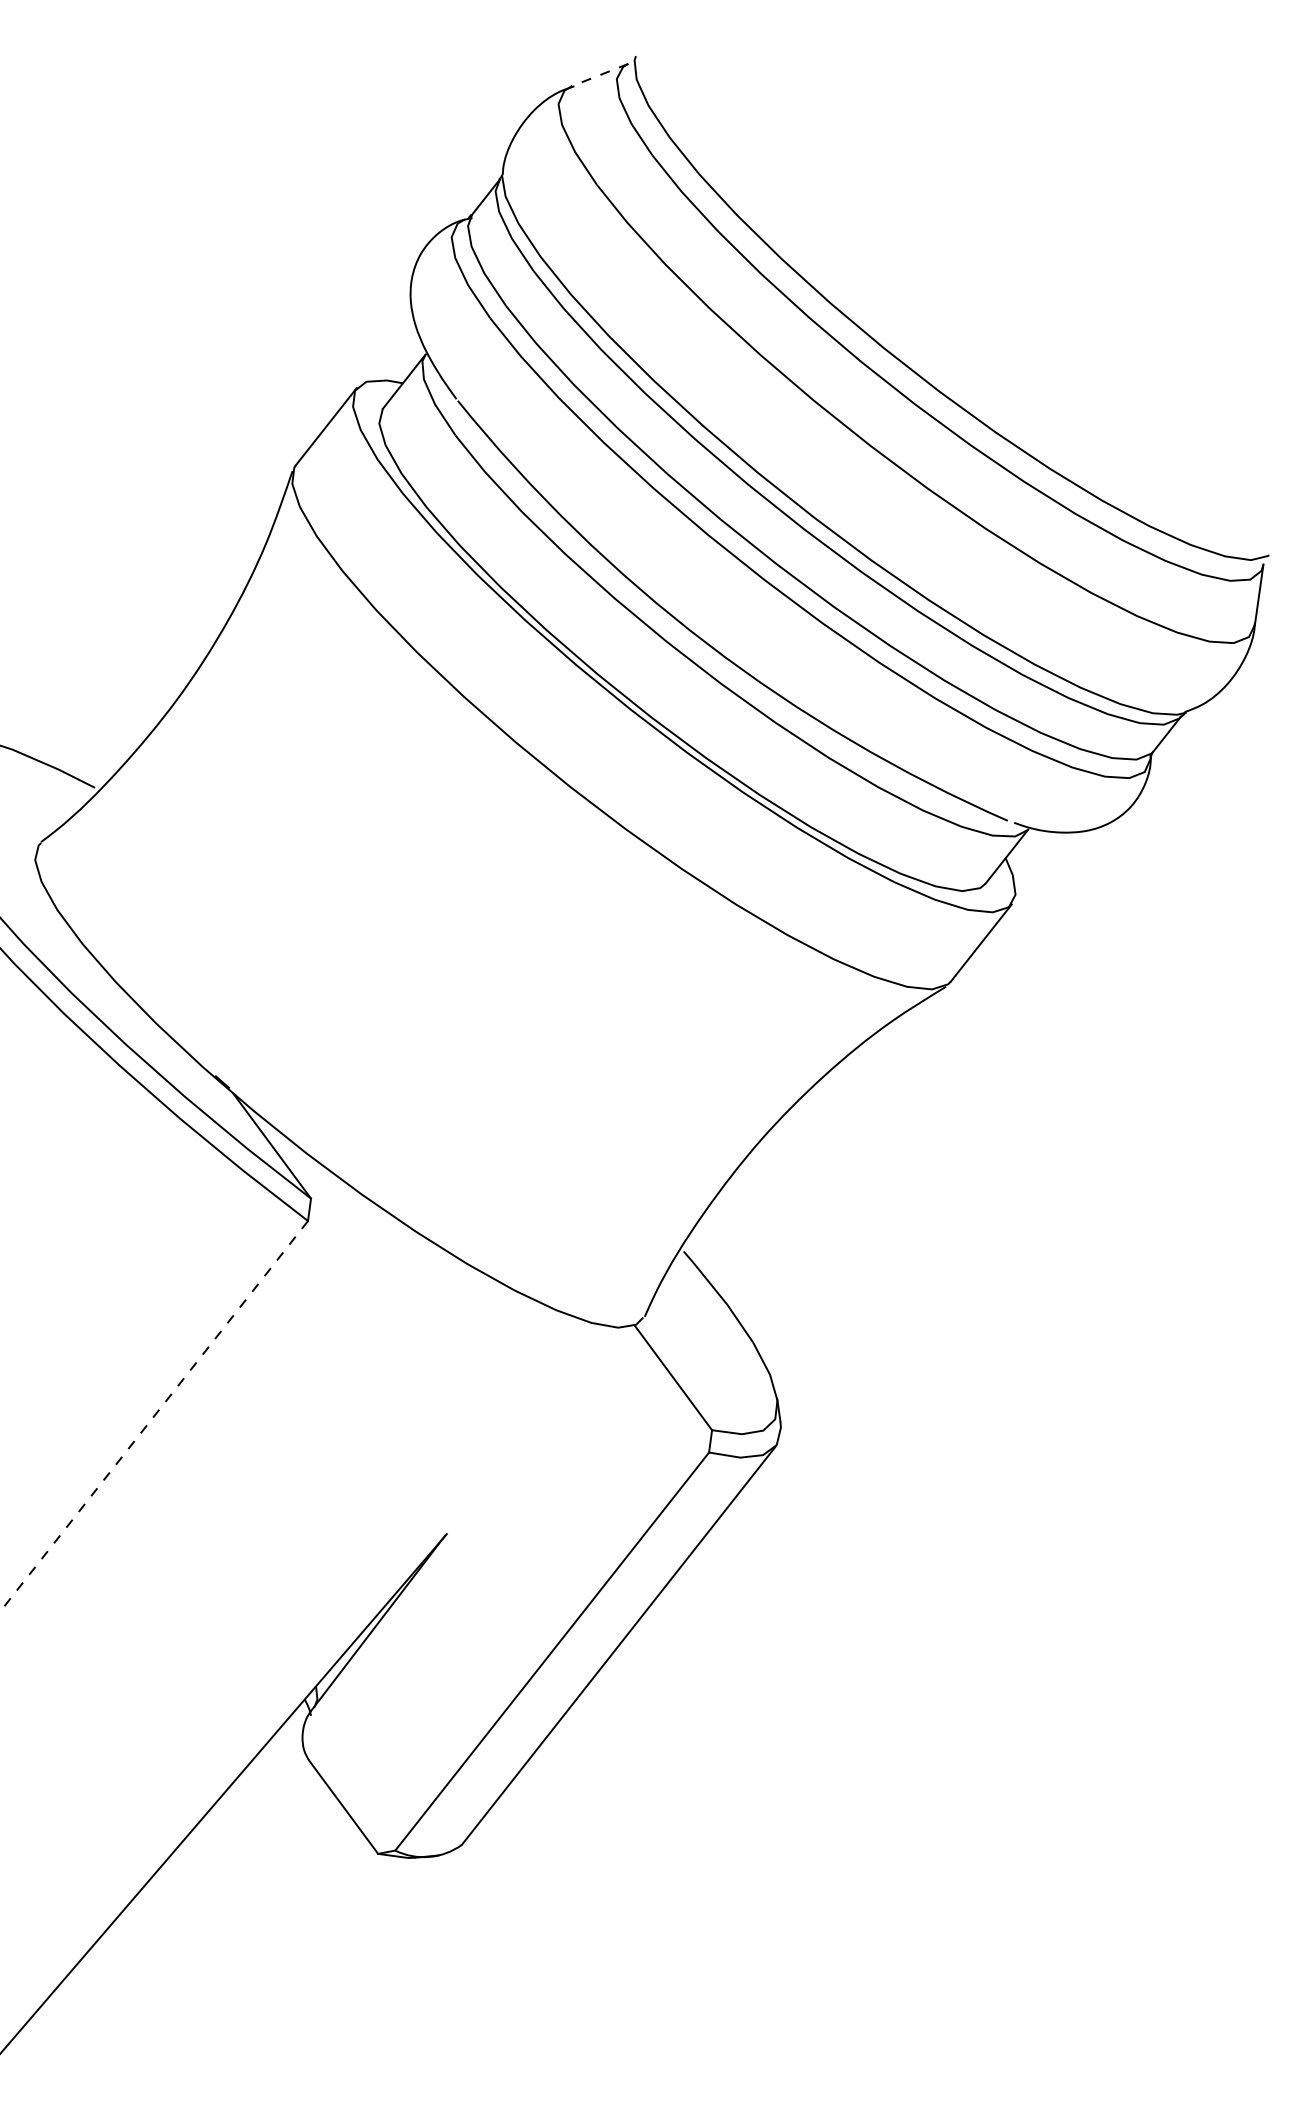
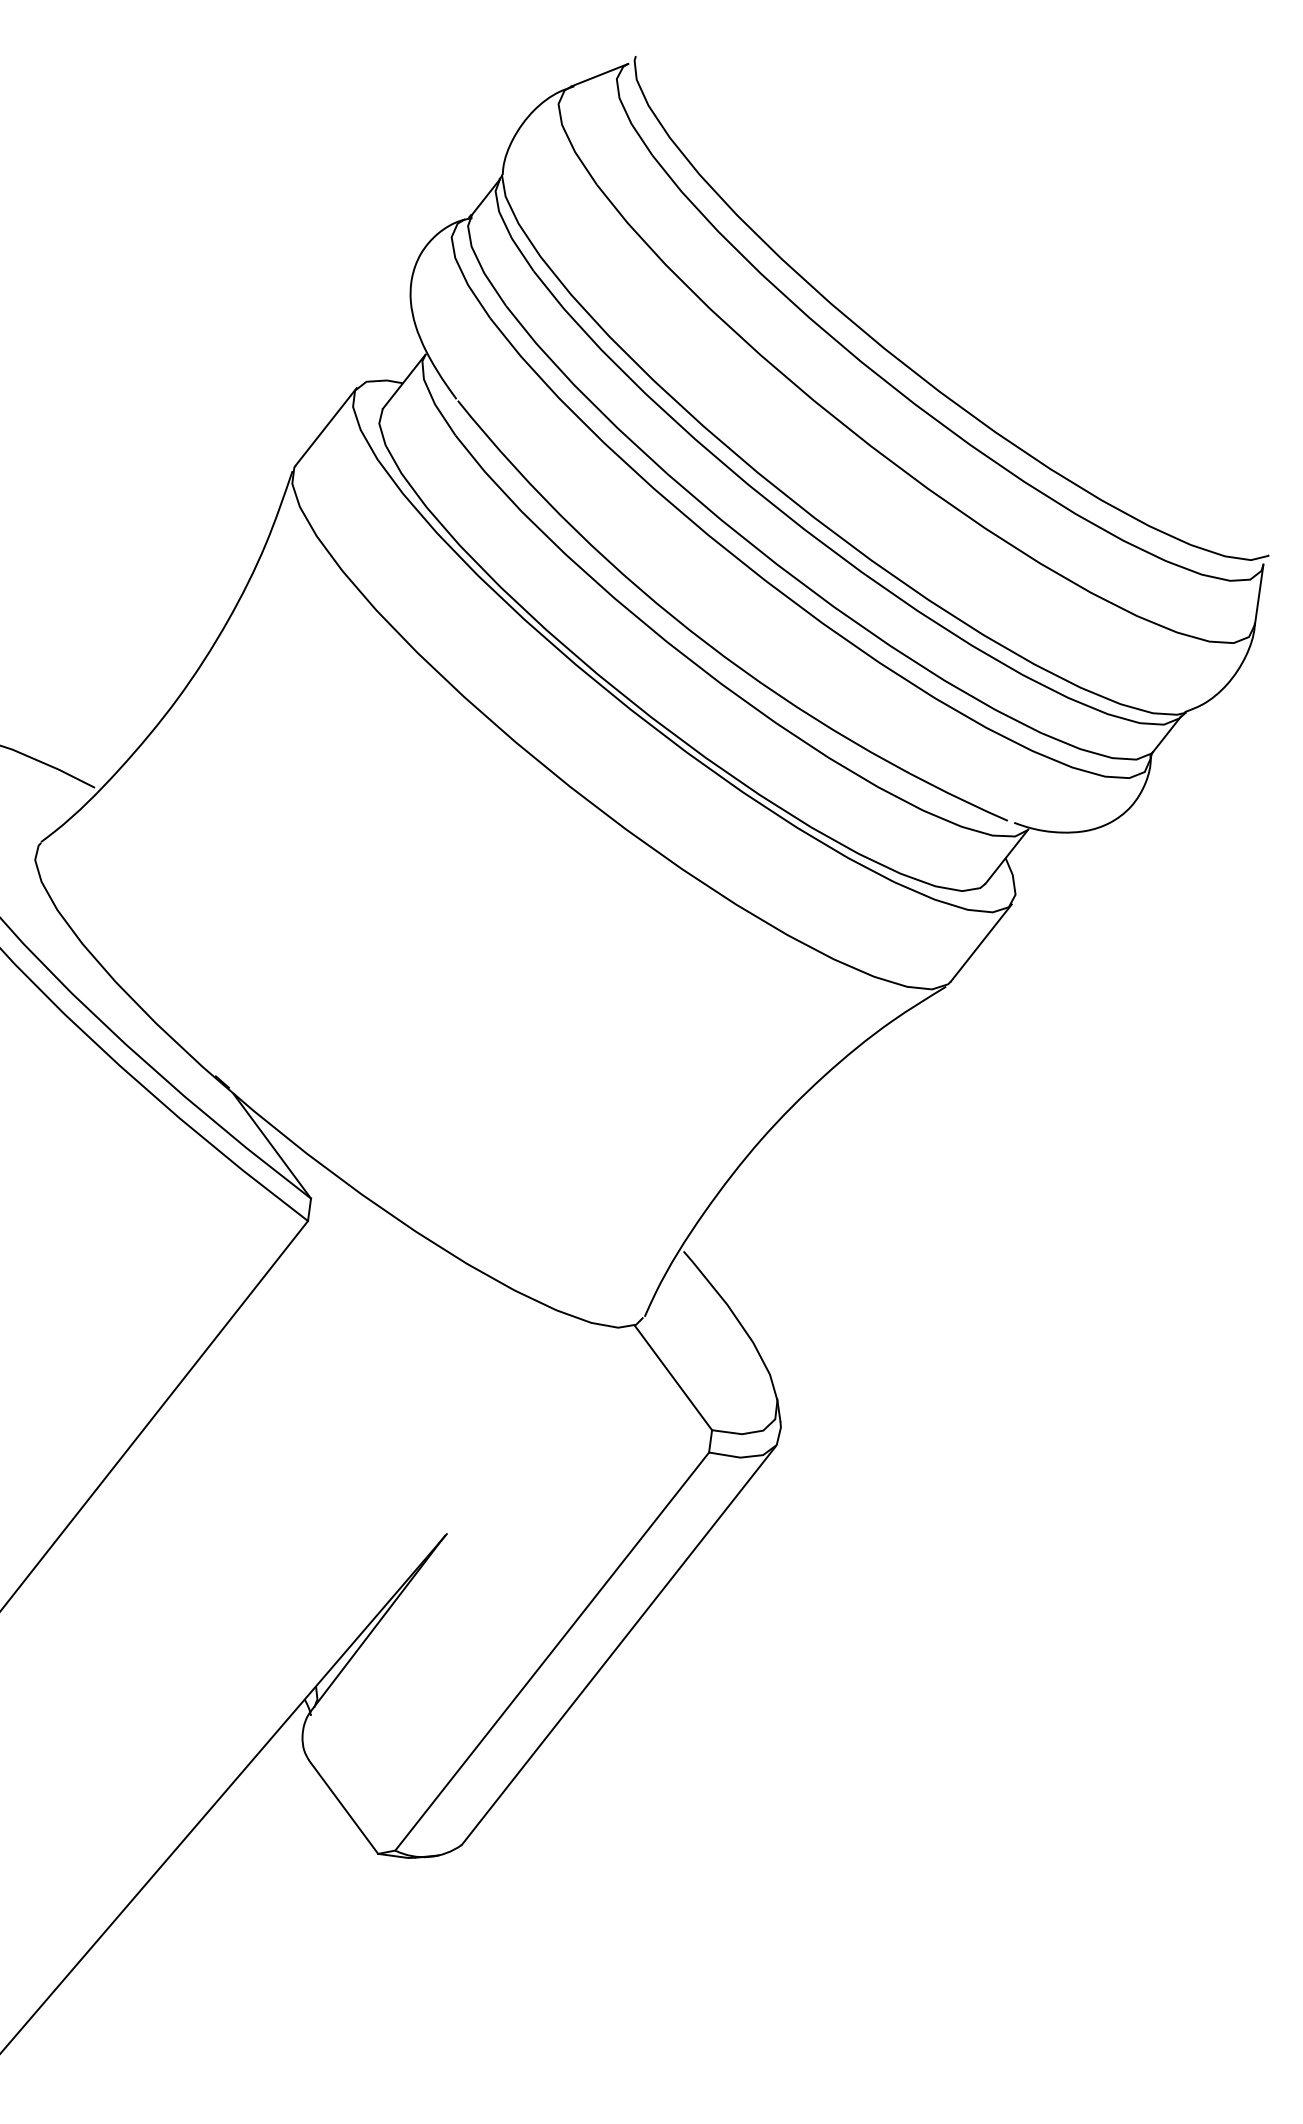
line: dashed -> solid (599, 75)
line: dashed -> solid (153, 1416)
